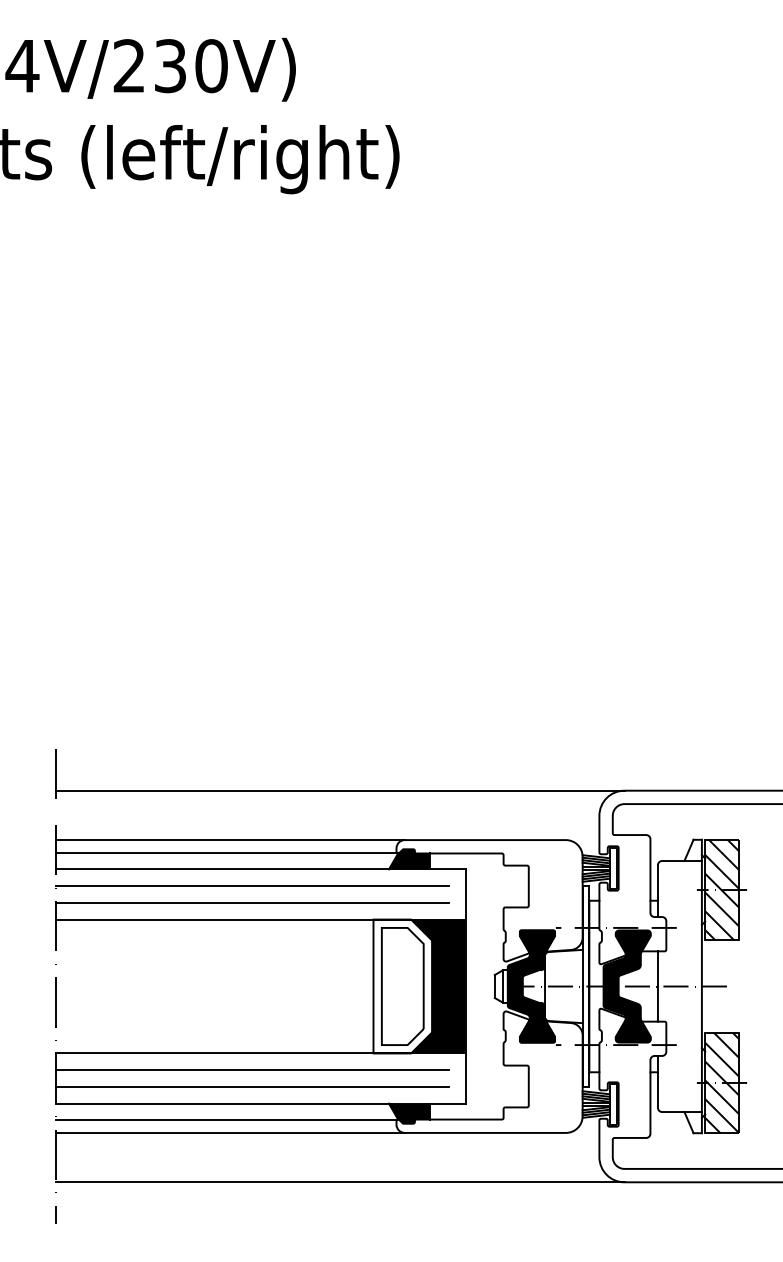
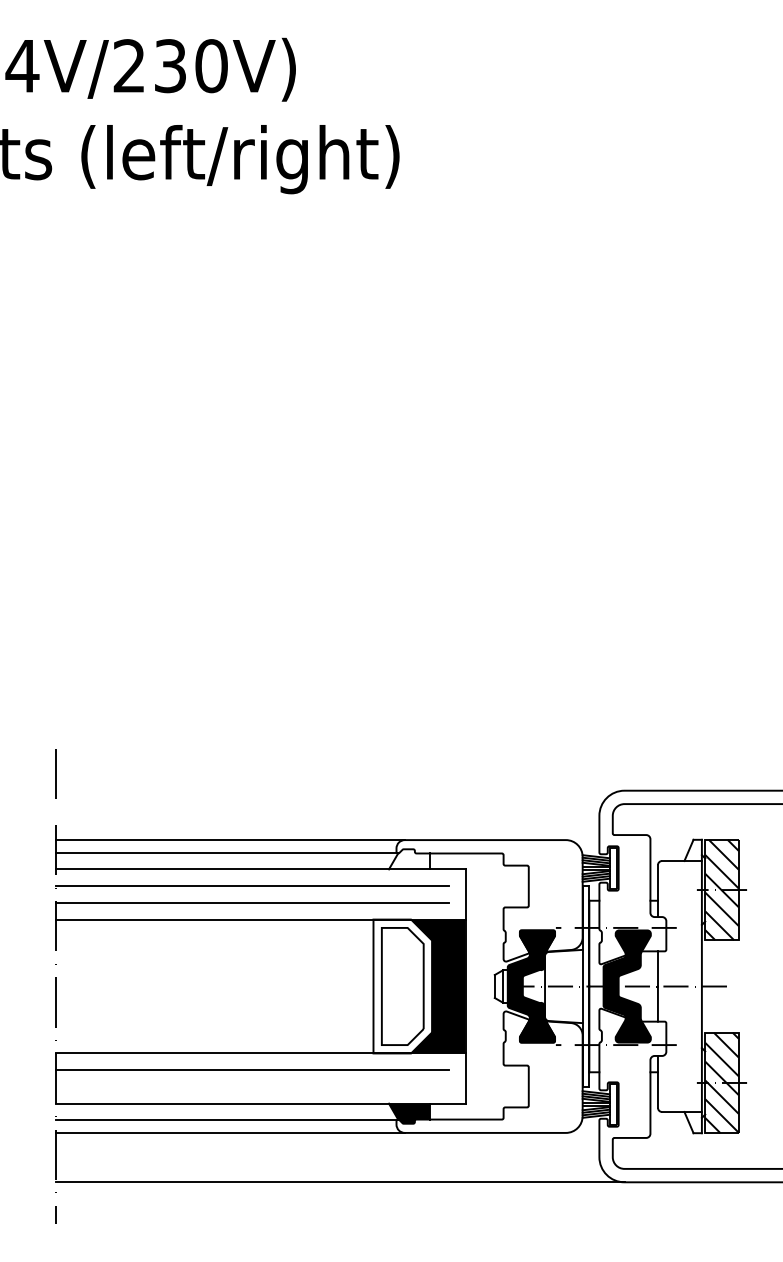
line: present -> none (339, 790)
fill: present -> none (408, 859)
line: present -> none (251, 1086)
